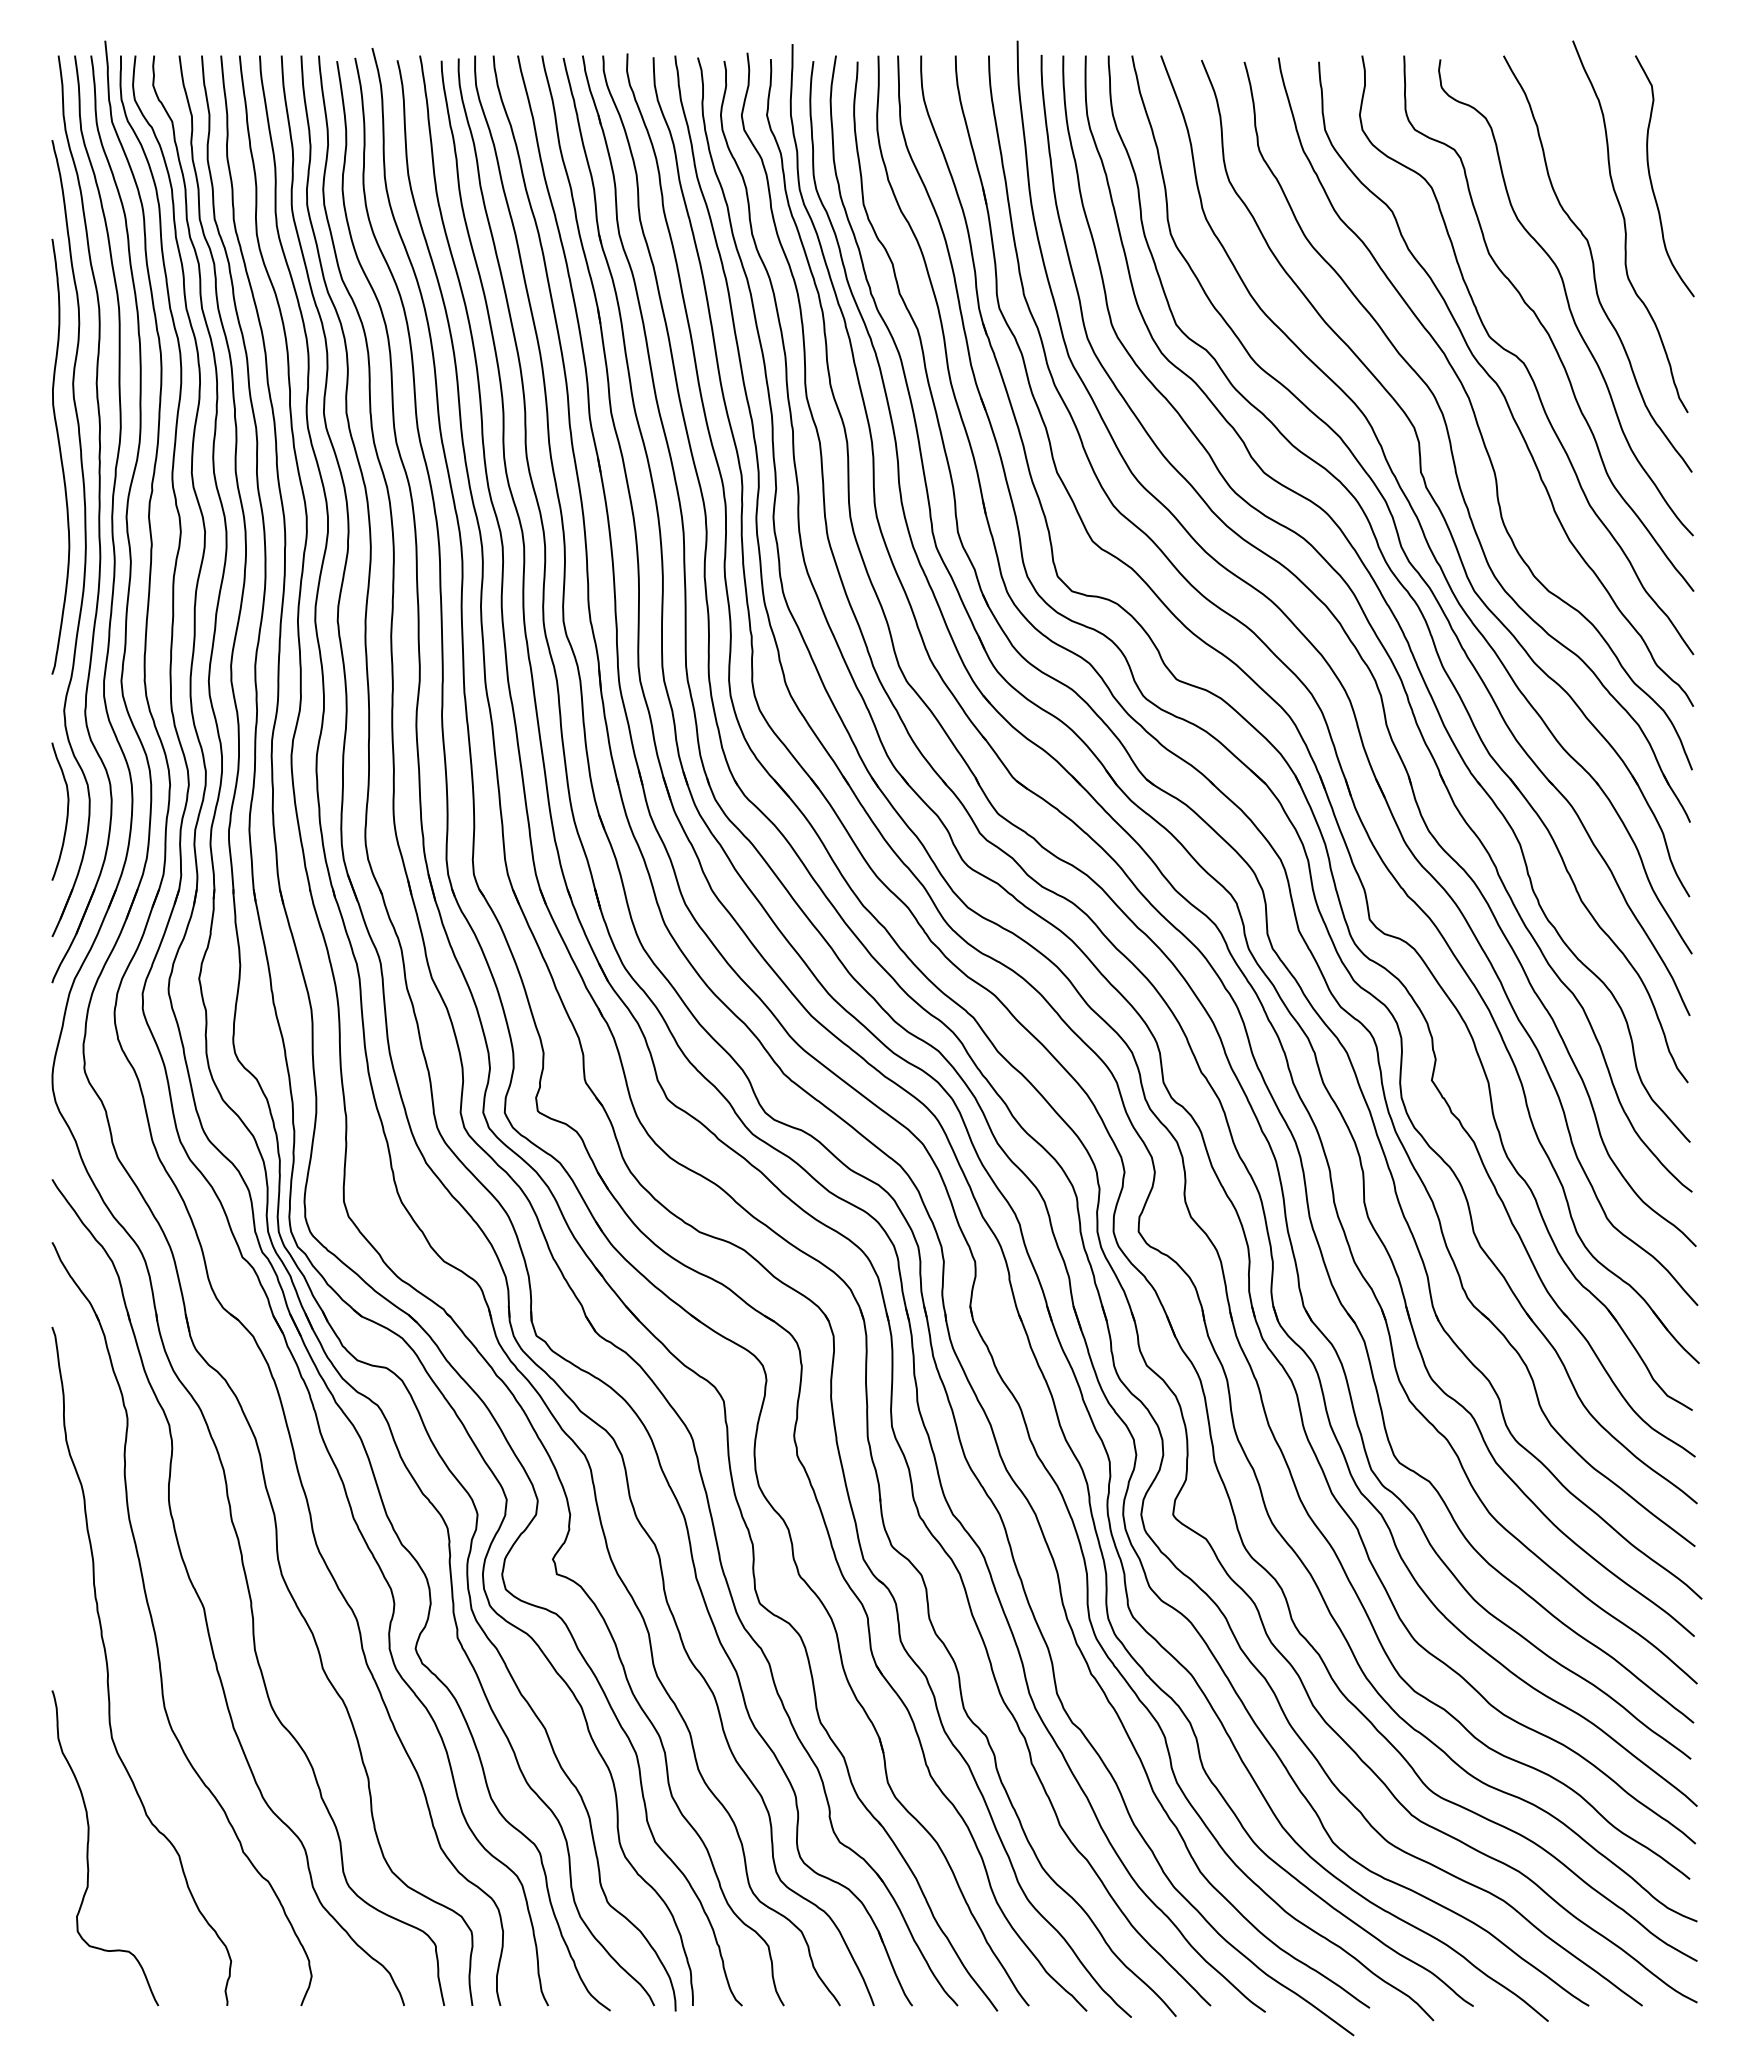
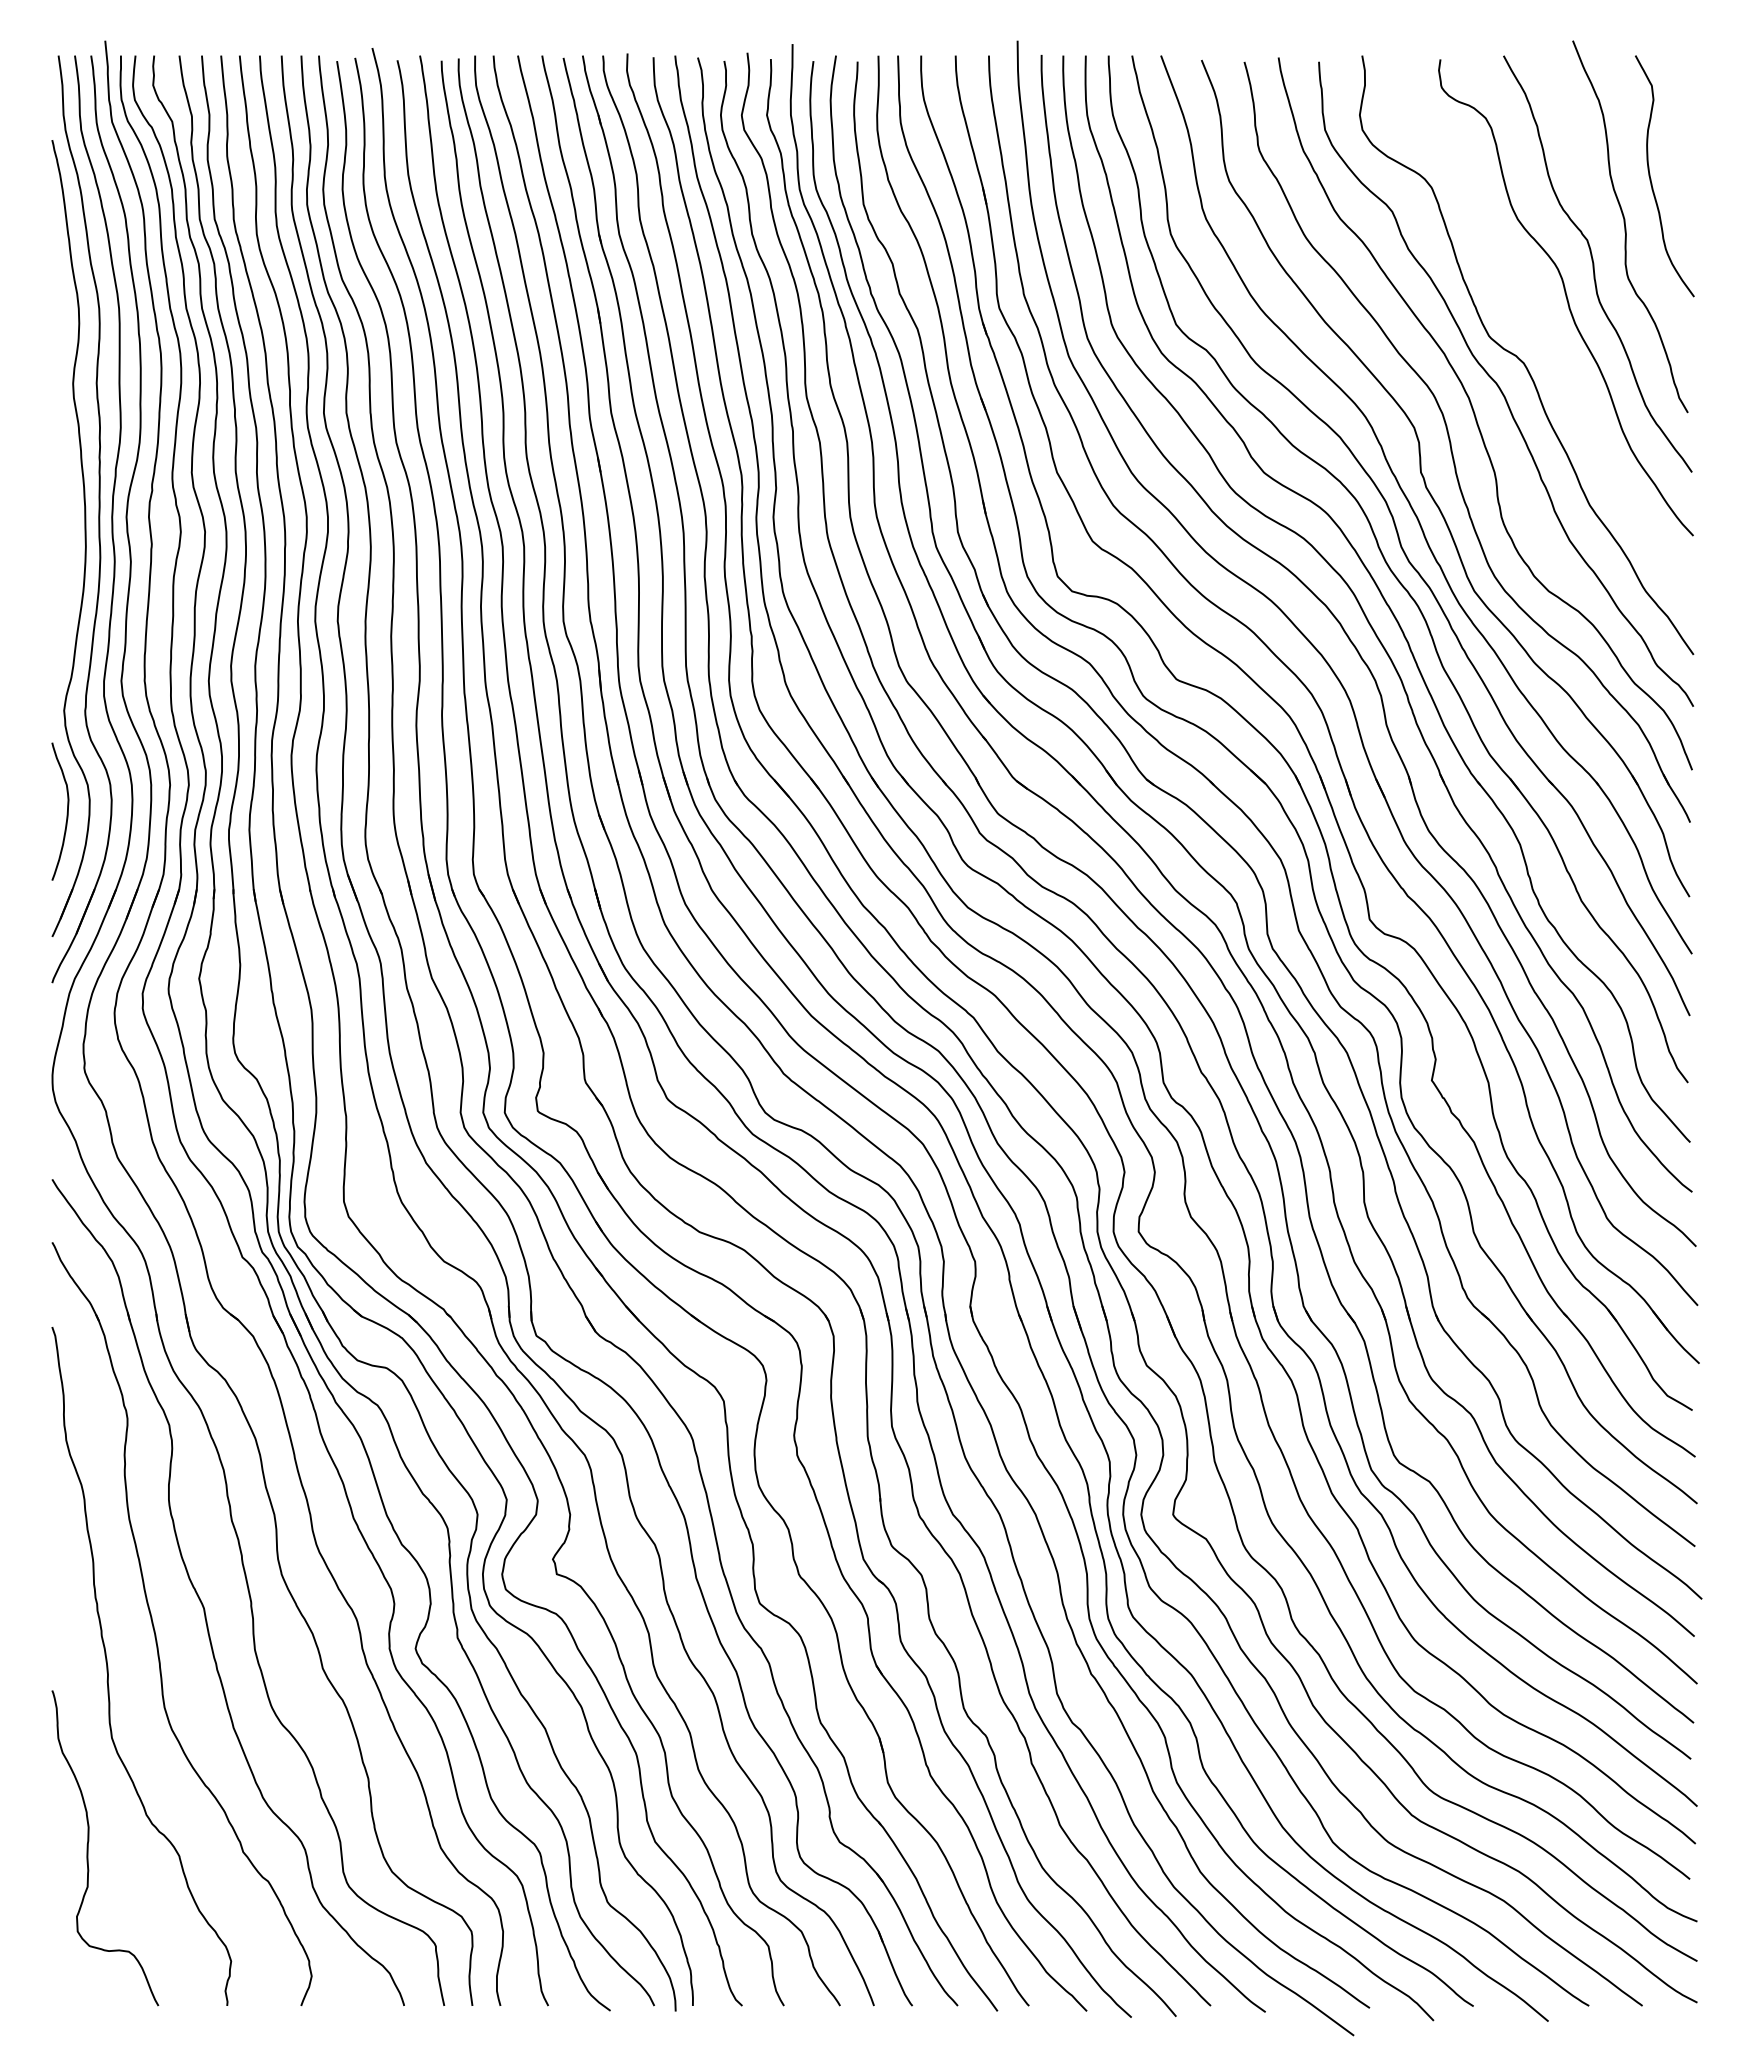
curve: present -> none (1544, 326)
curve: present -> none (60, 456)
